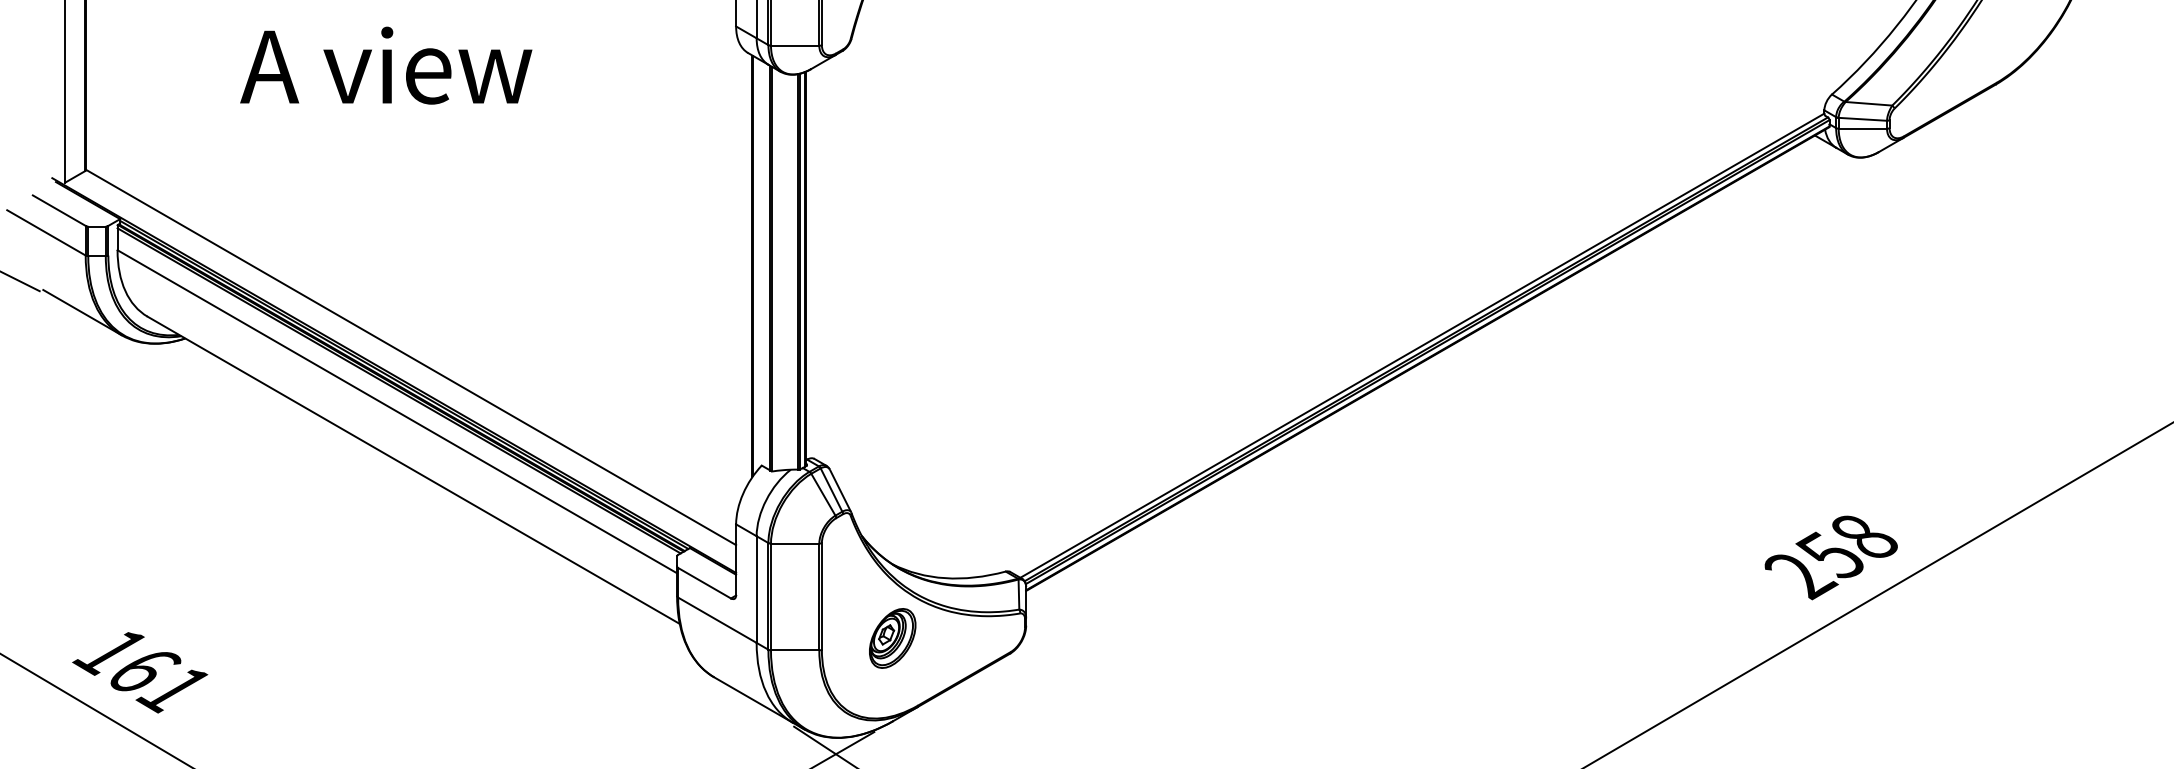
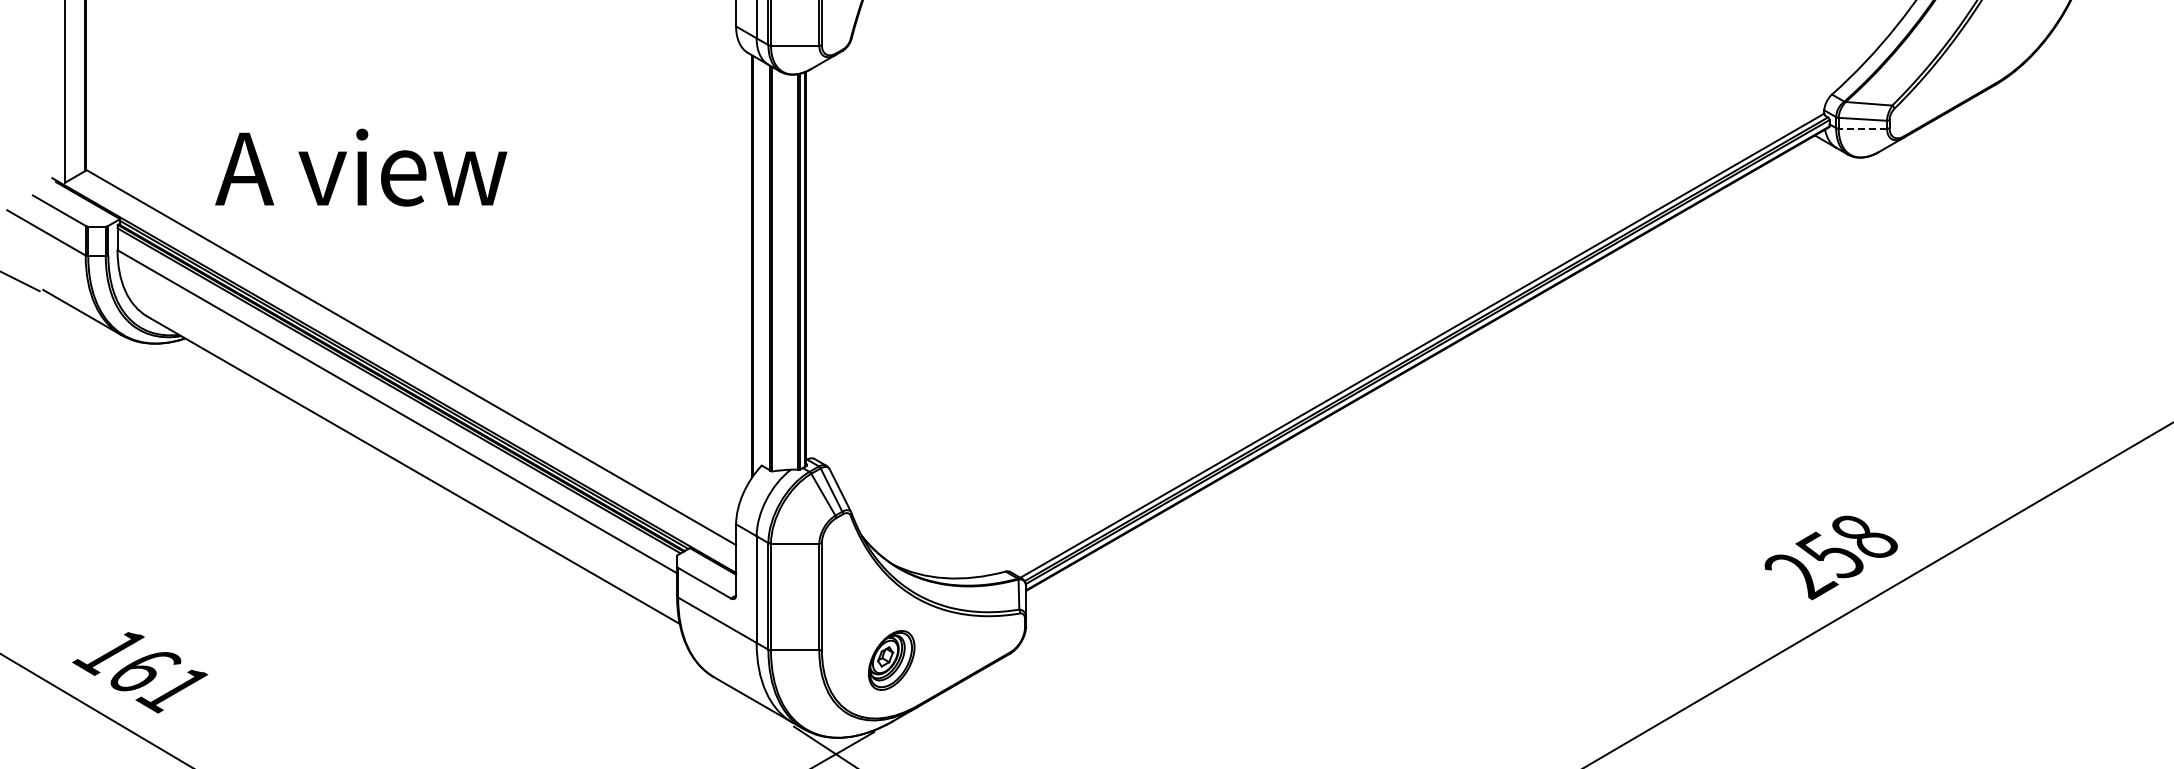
text position: (386, 65) -> (361, 167) (361, 167)
line: solid -> dashed (1862, 128)
part position: (892, 638) -> (891, 660) (891, 660)
